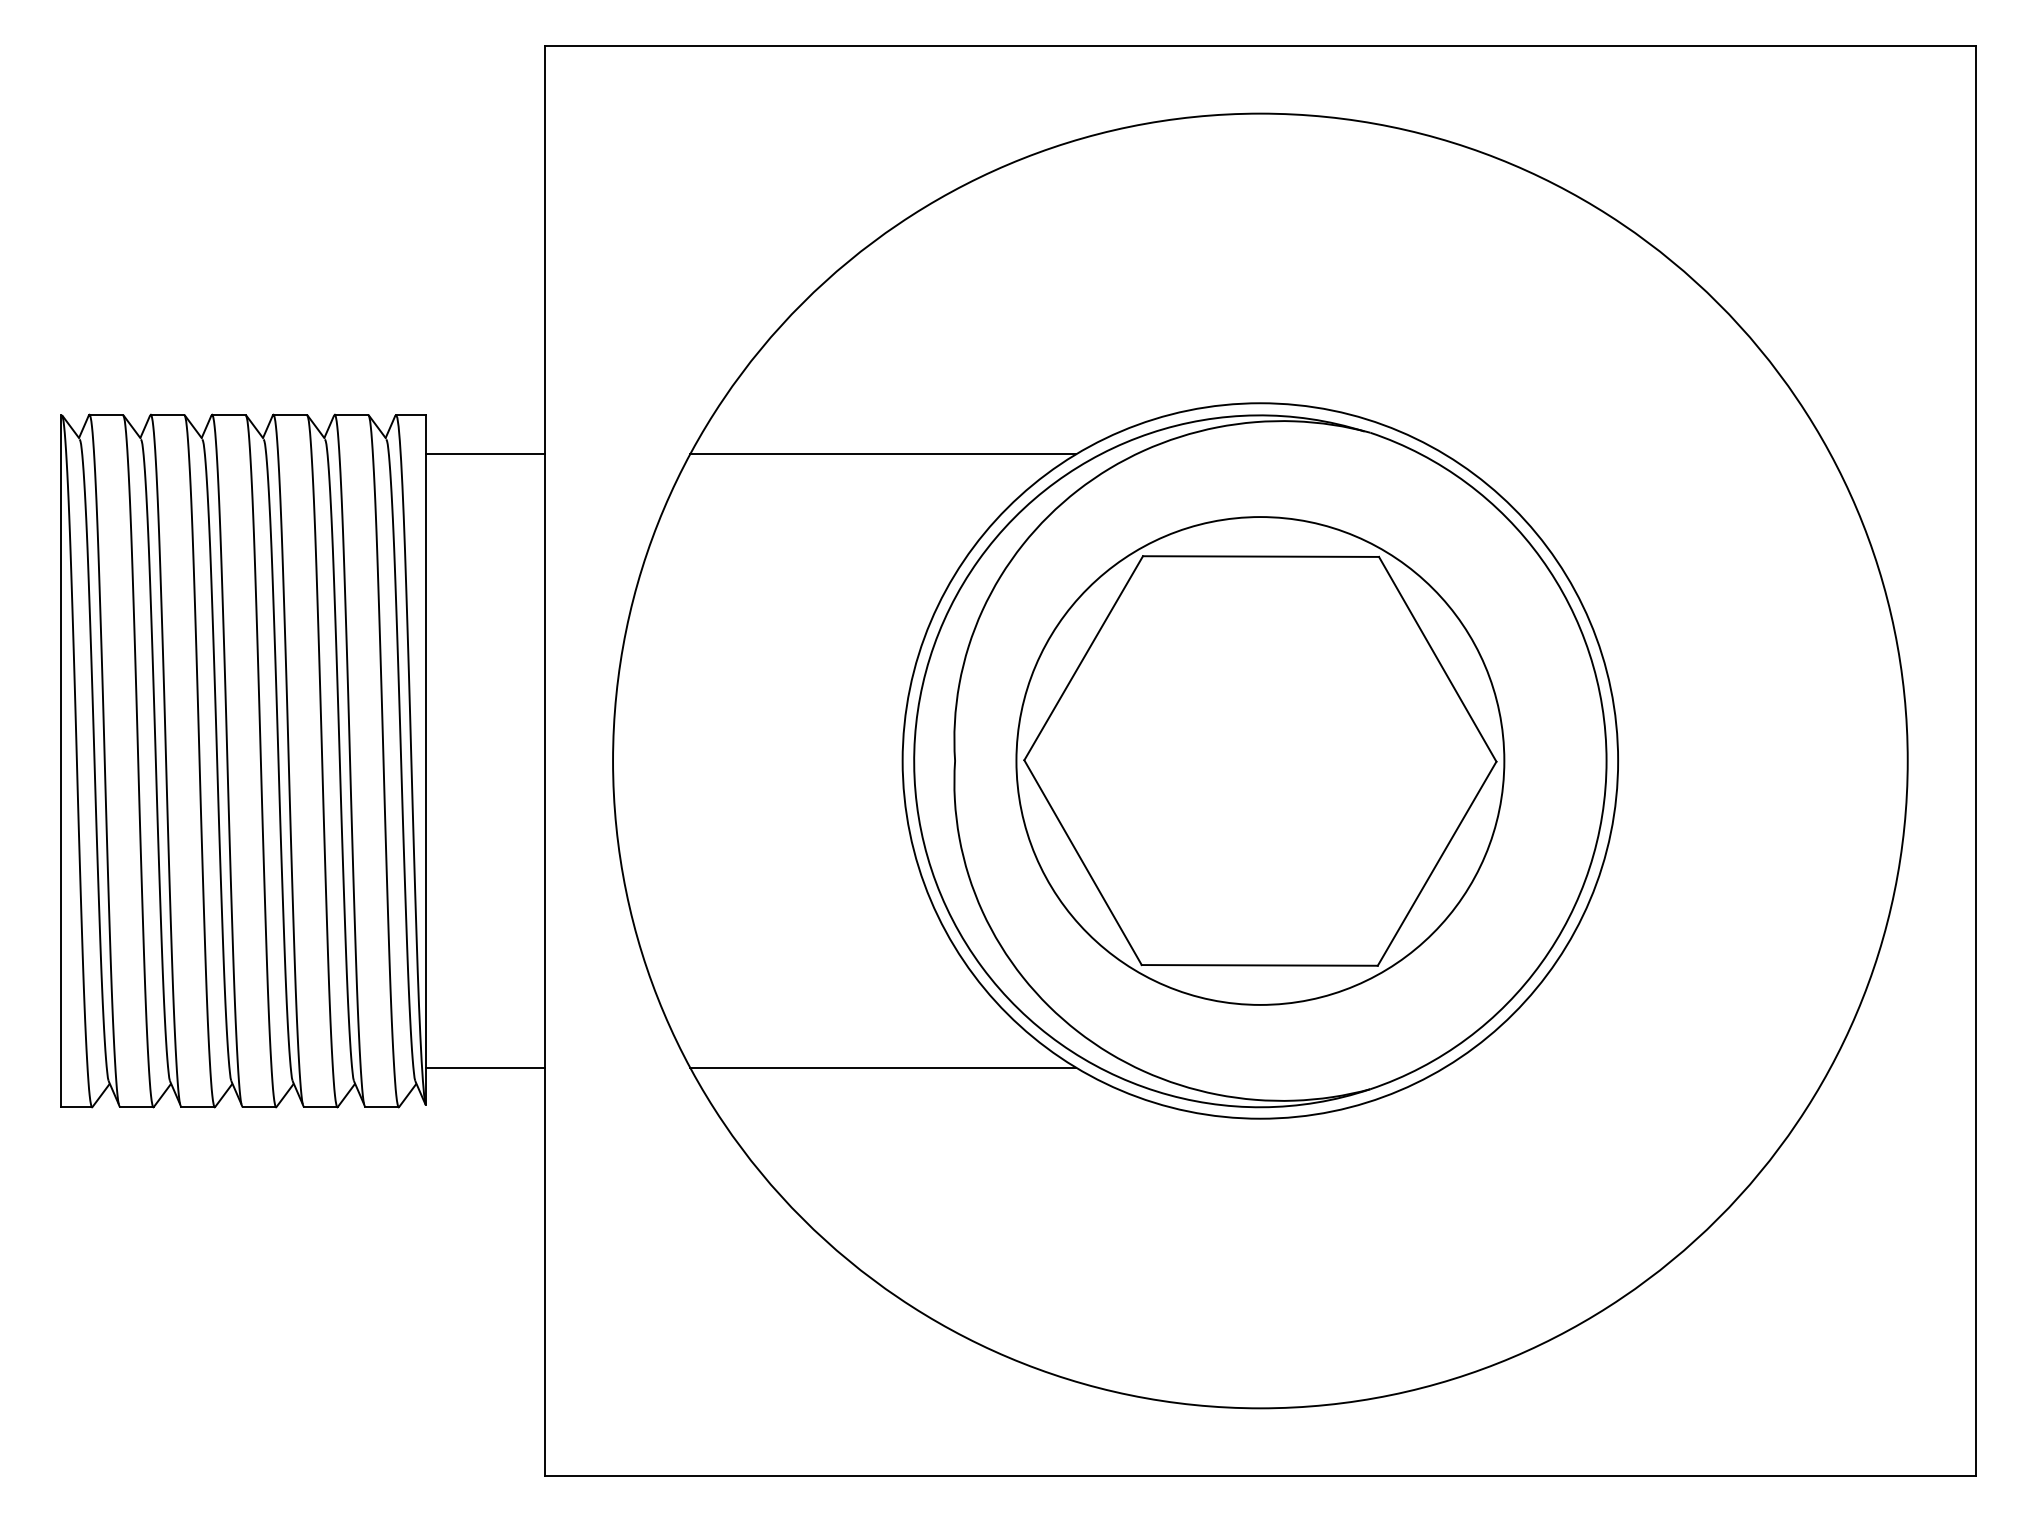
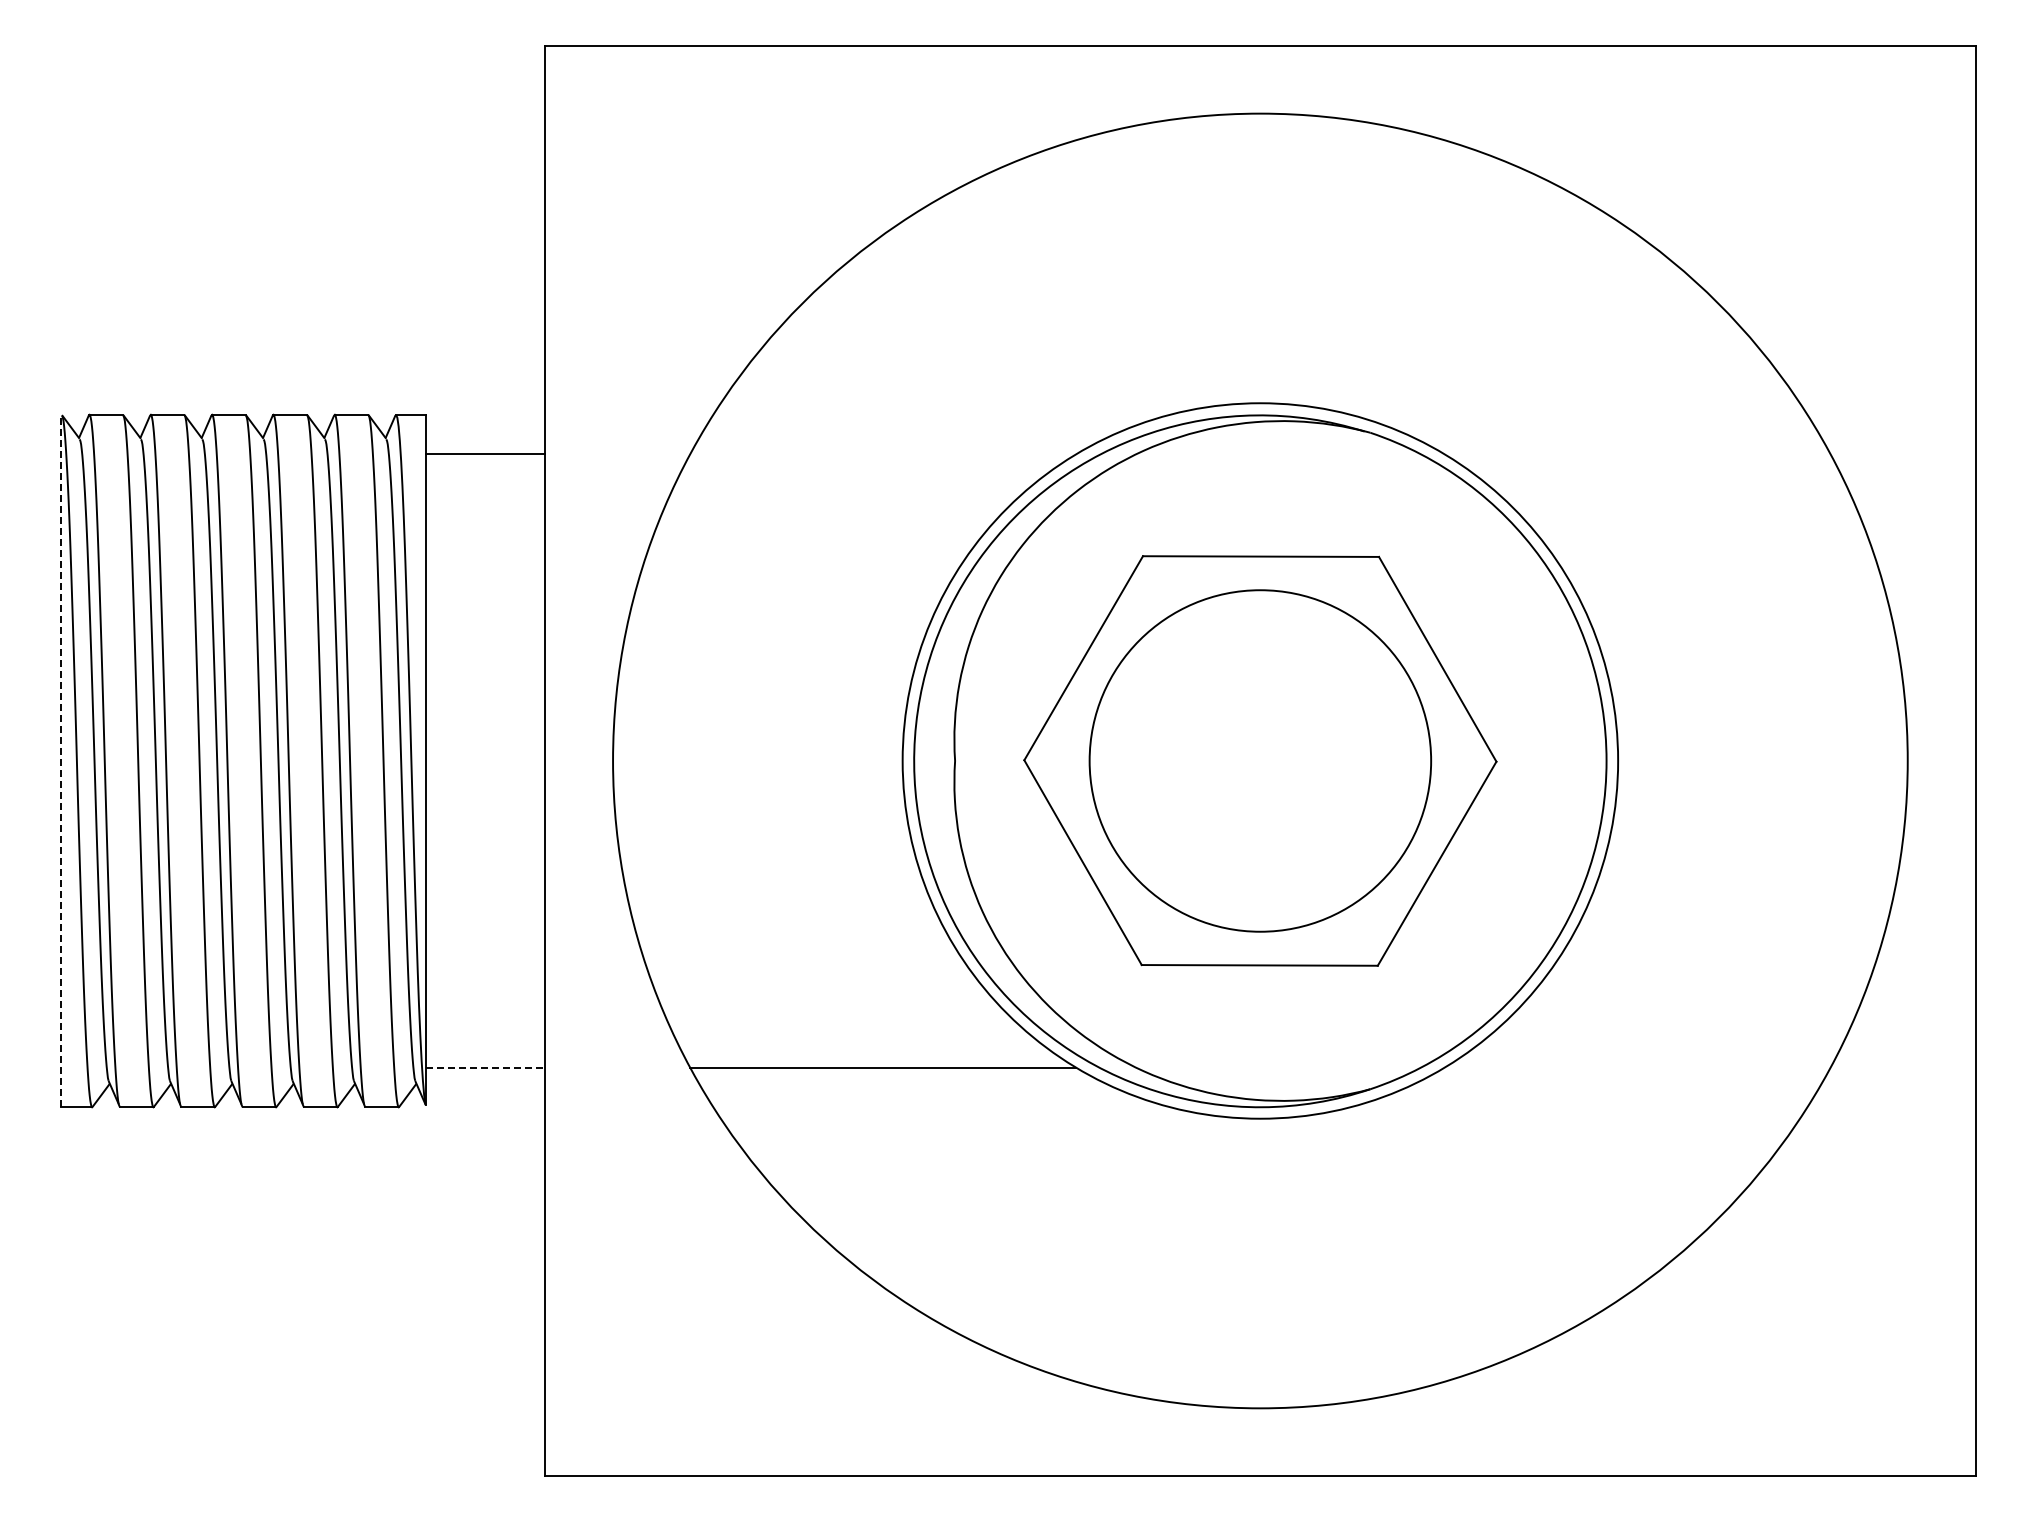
line: present -> none (882, 454)
line: solid -> dashed (61, 760)
circle diameter: 488 px -> 342 px (1260, 760)
line: solid -> dashed (485, 1067)
